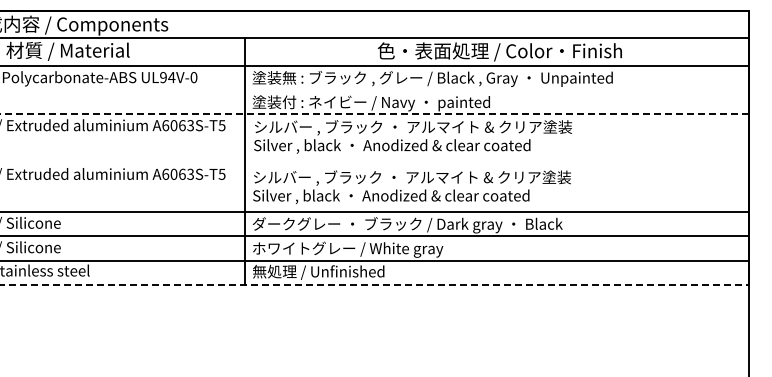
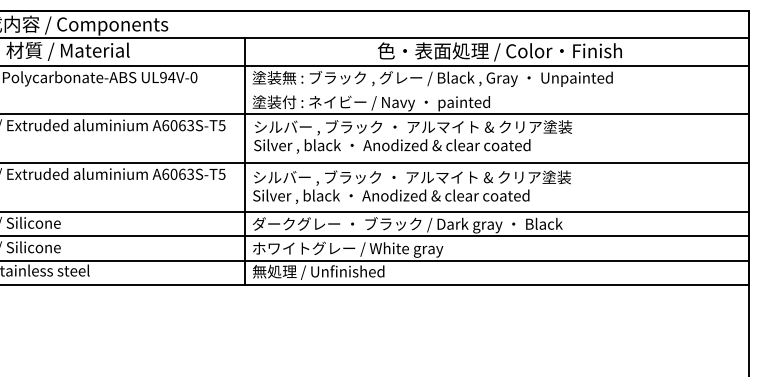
line: dashed -> solid (374, 114)
line: none -> present (375, 163)
line: dashed -> solid (374, 284)
